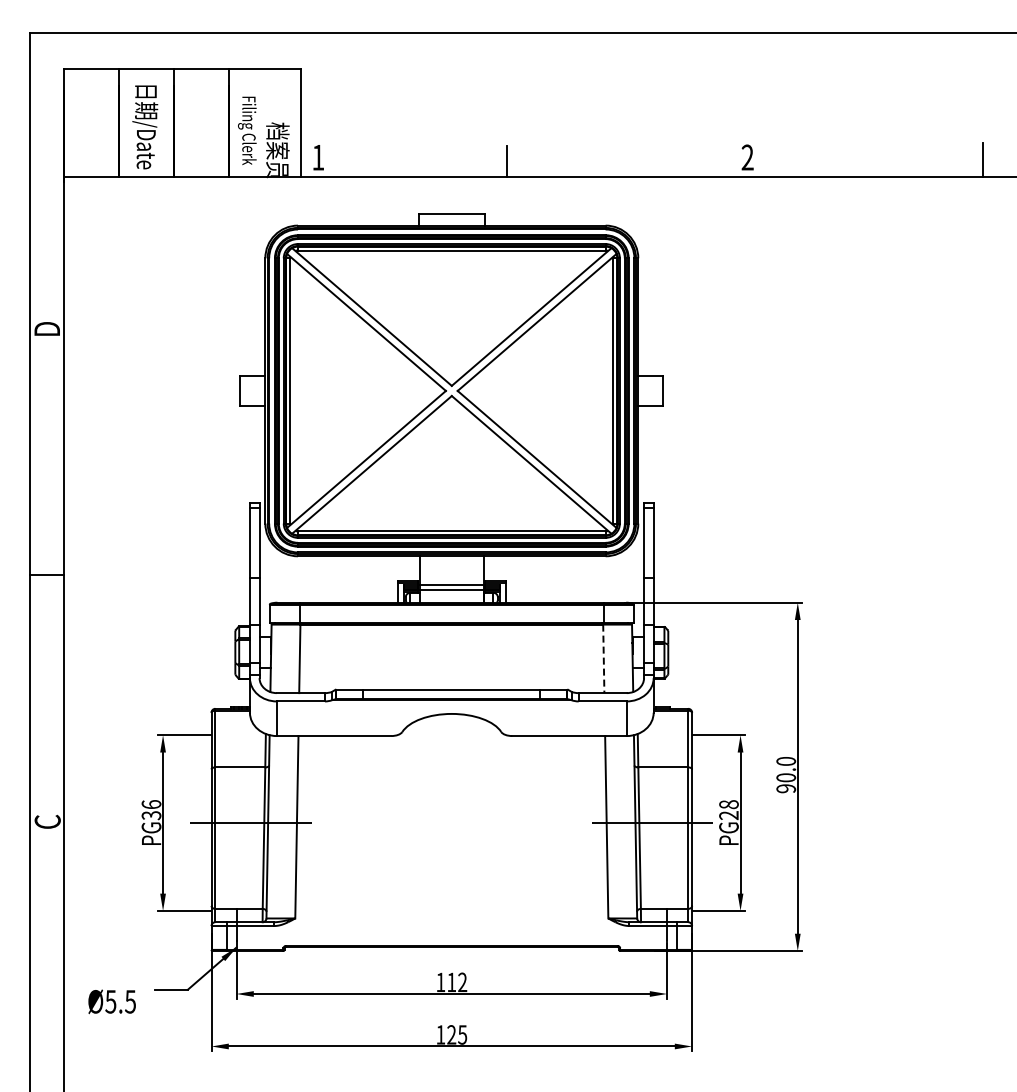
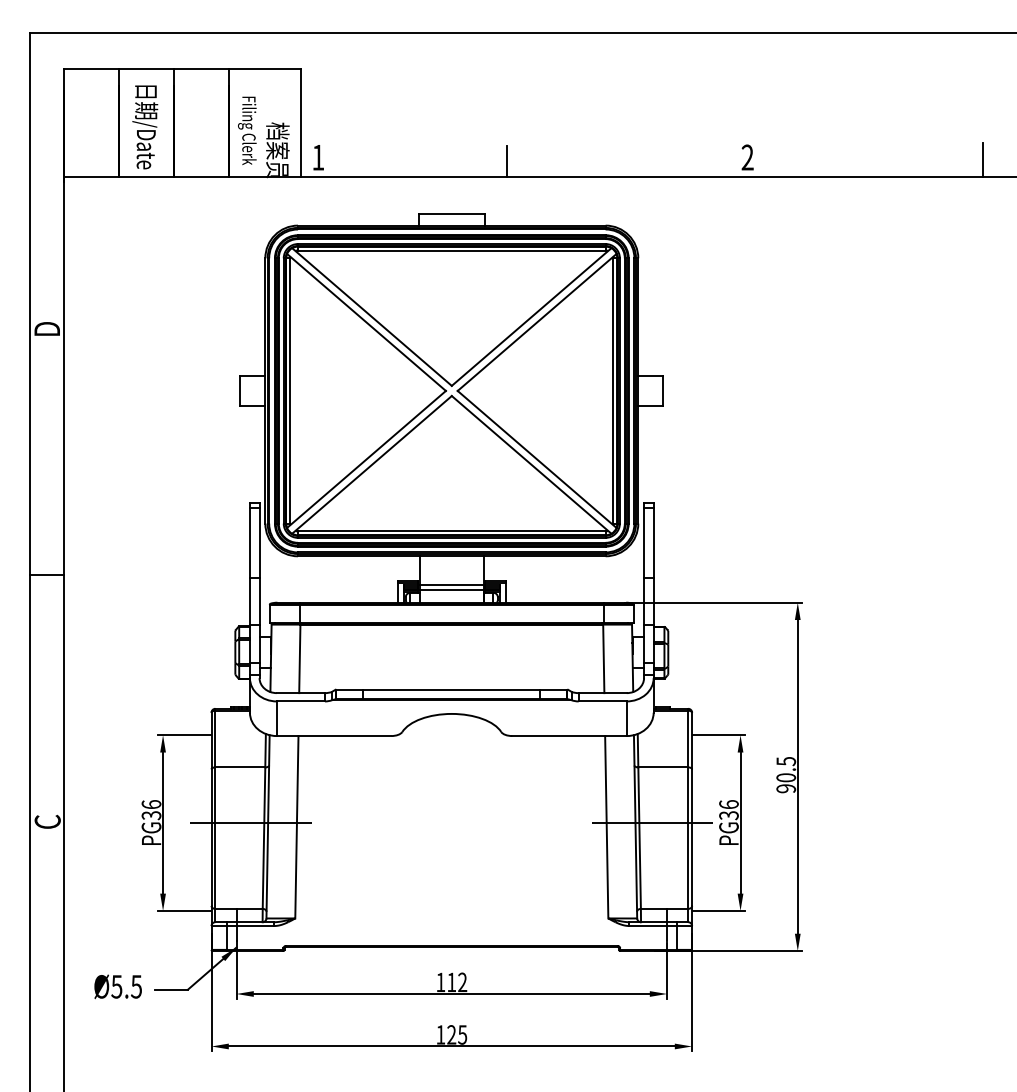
line: dashed -> solid (603, 659)
text: 90.0 -> 90.5 (785, 761)
text: PG28 -> PG36 (728, 810)
text position: (111, 1001) -> (117, 986) (117, 986)
